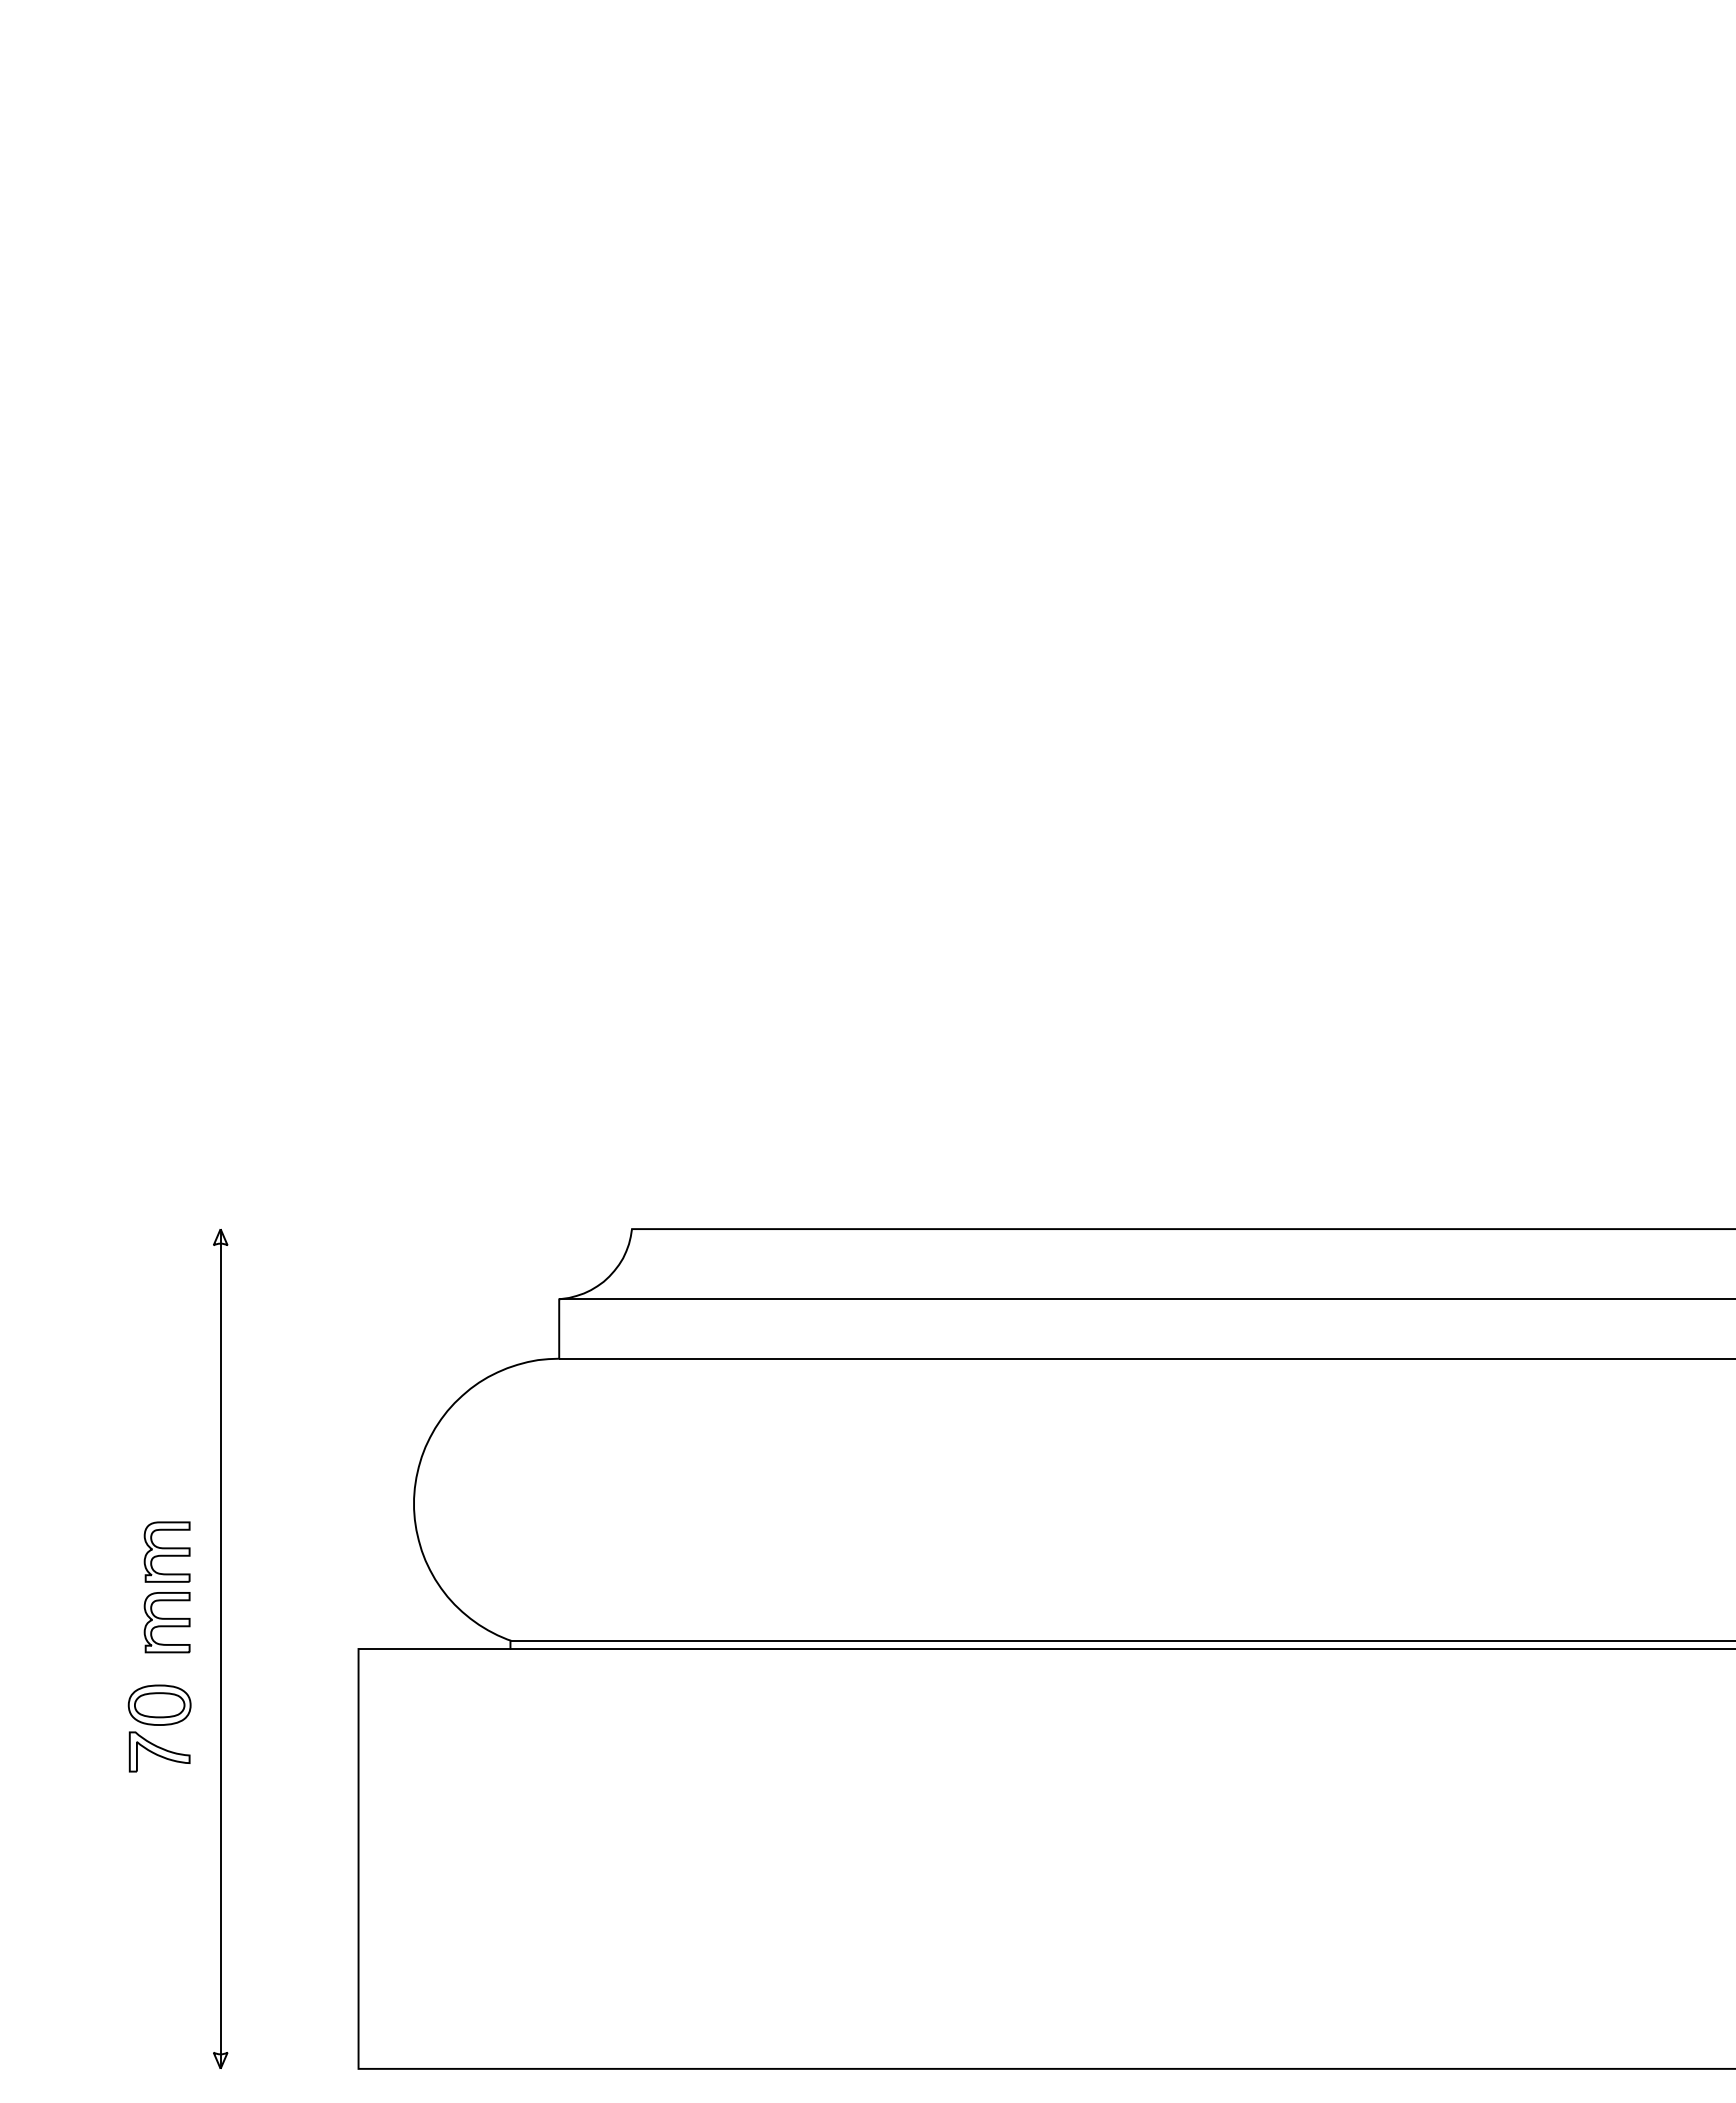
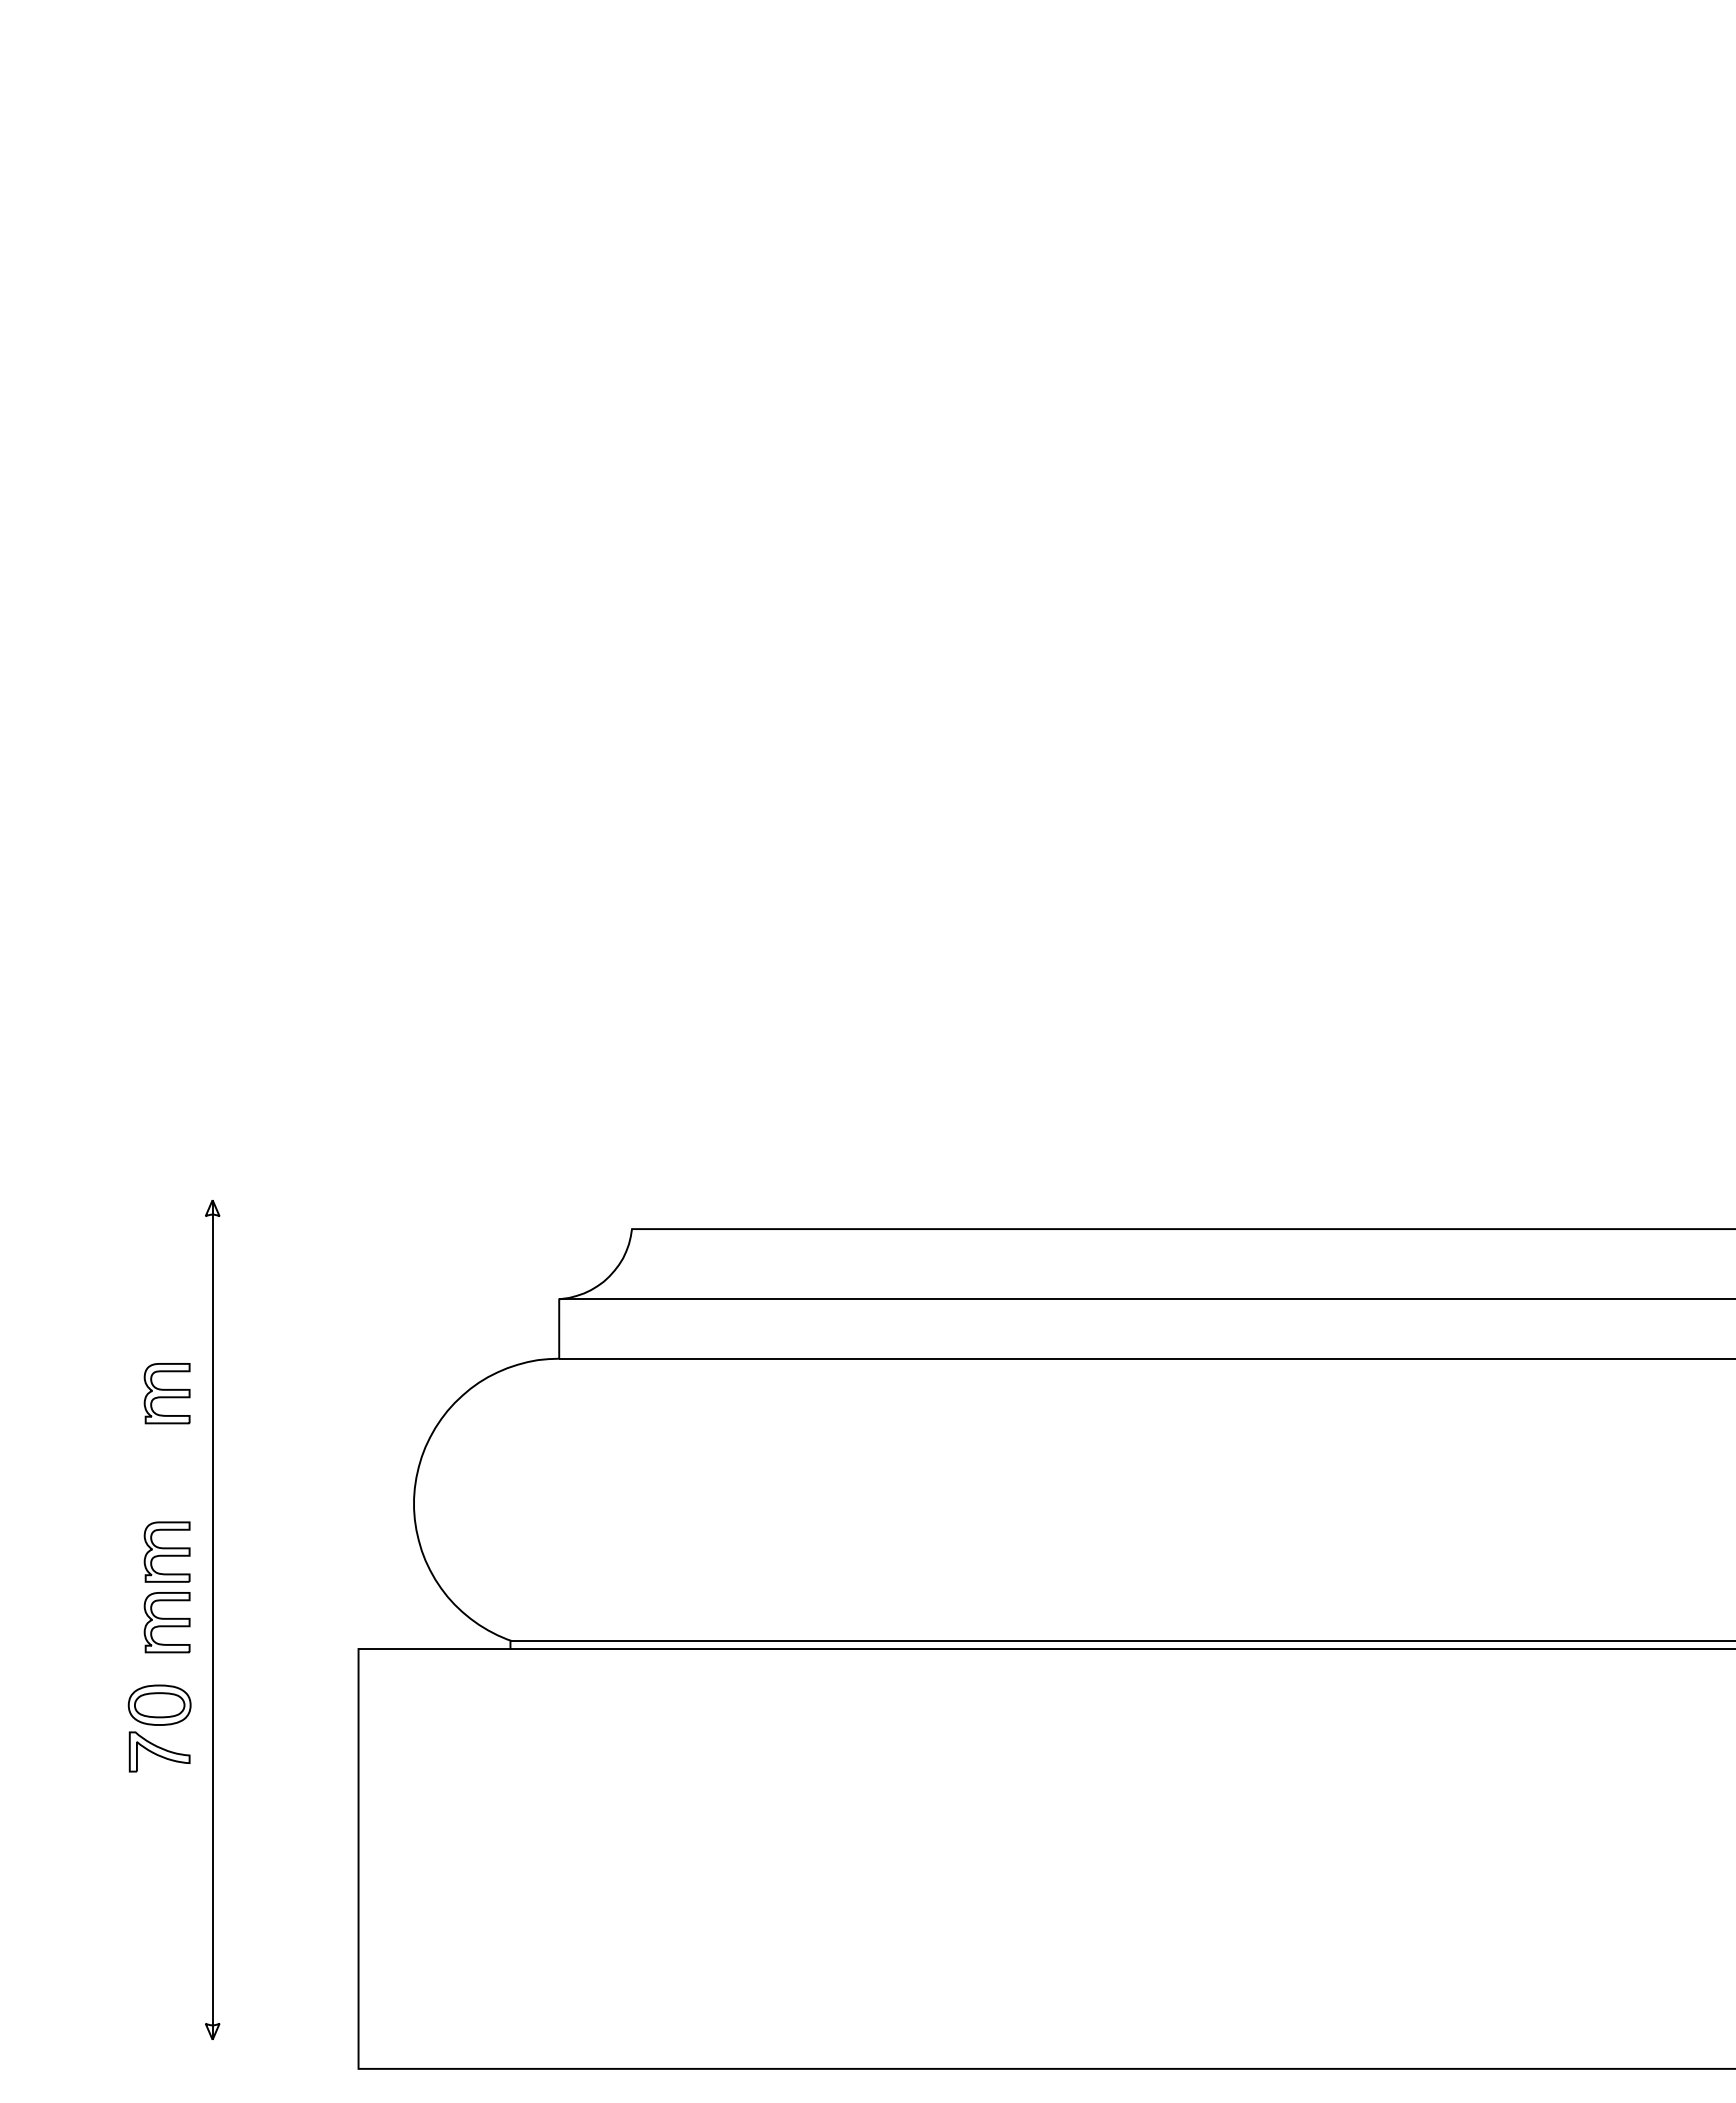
part: none -> present (166, 1393)
part position: (220, 1648) -> (212, 1619) (212, 1619)
